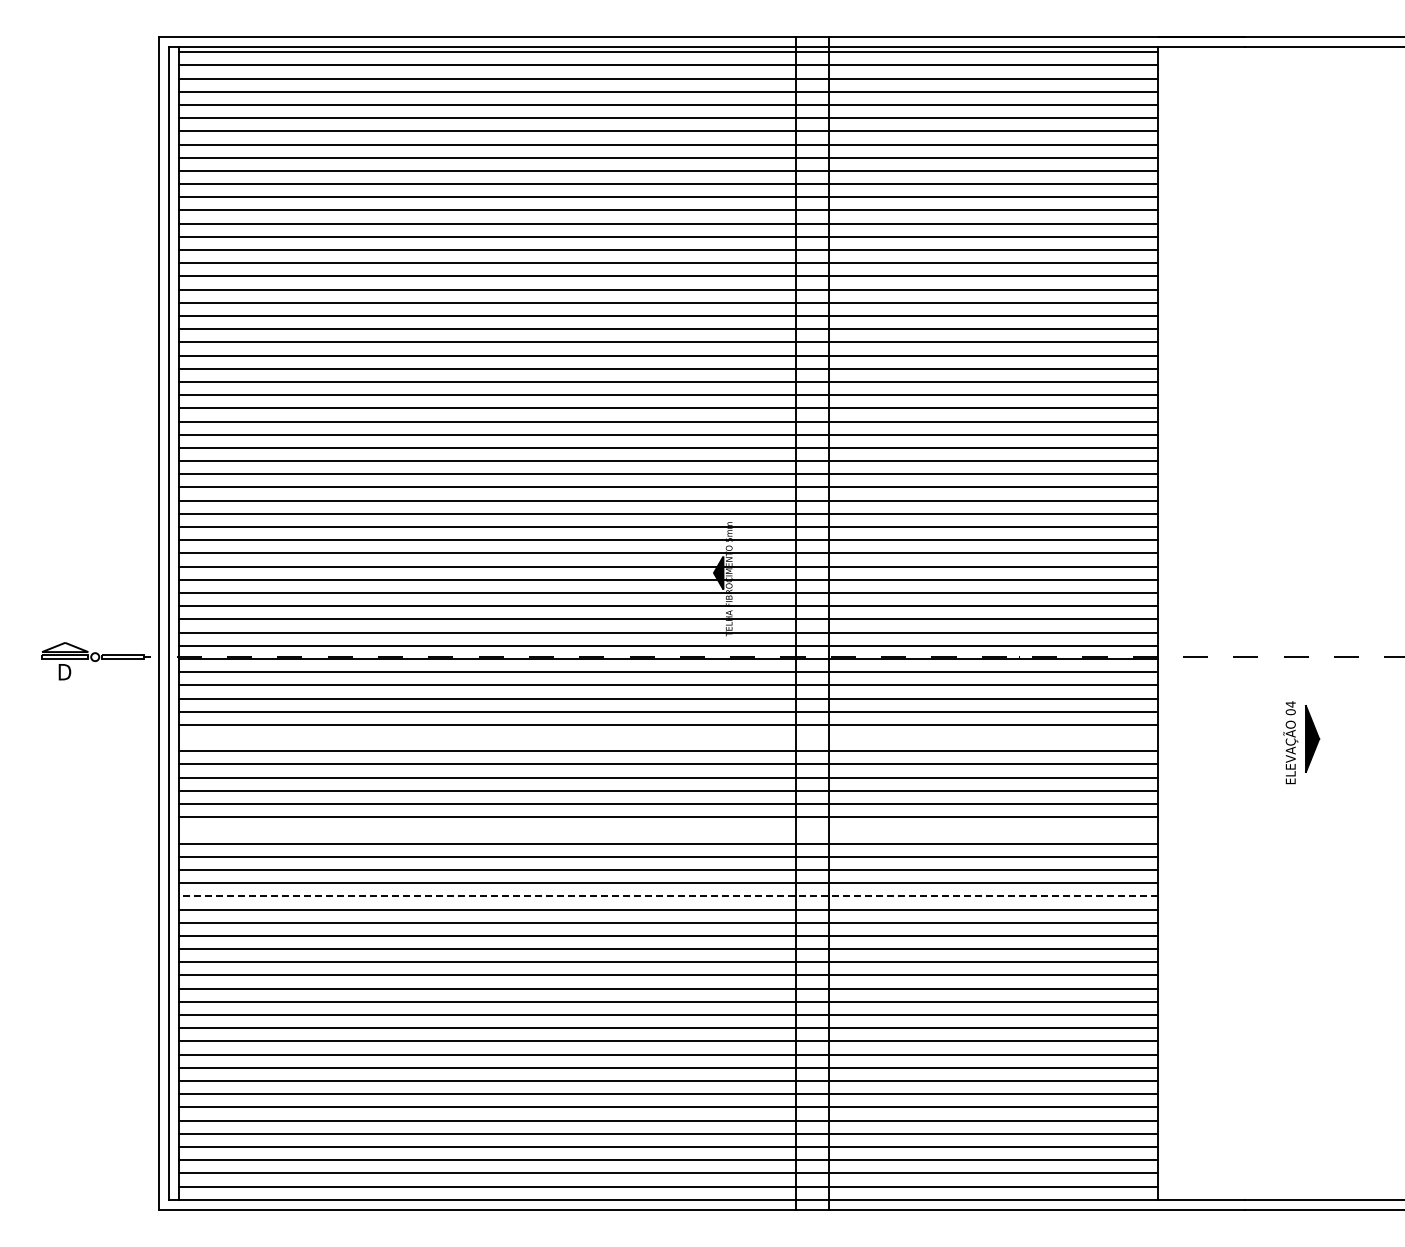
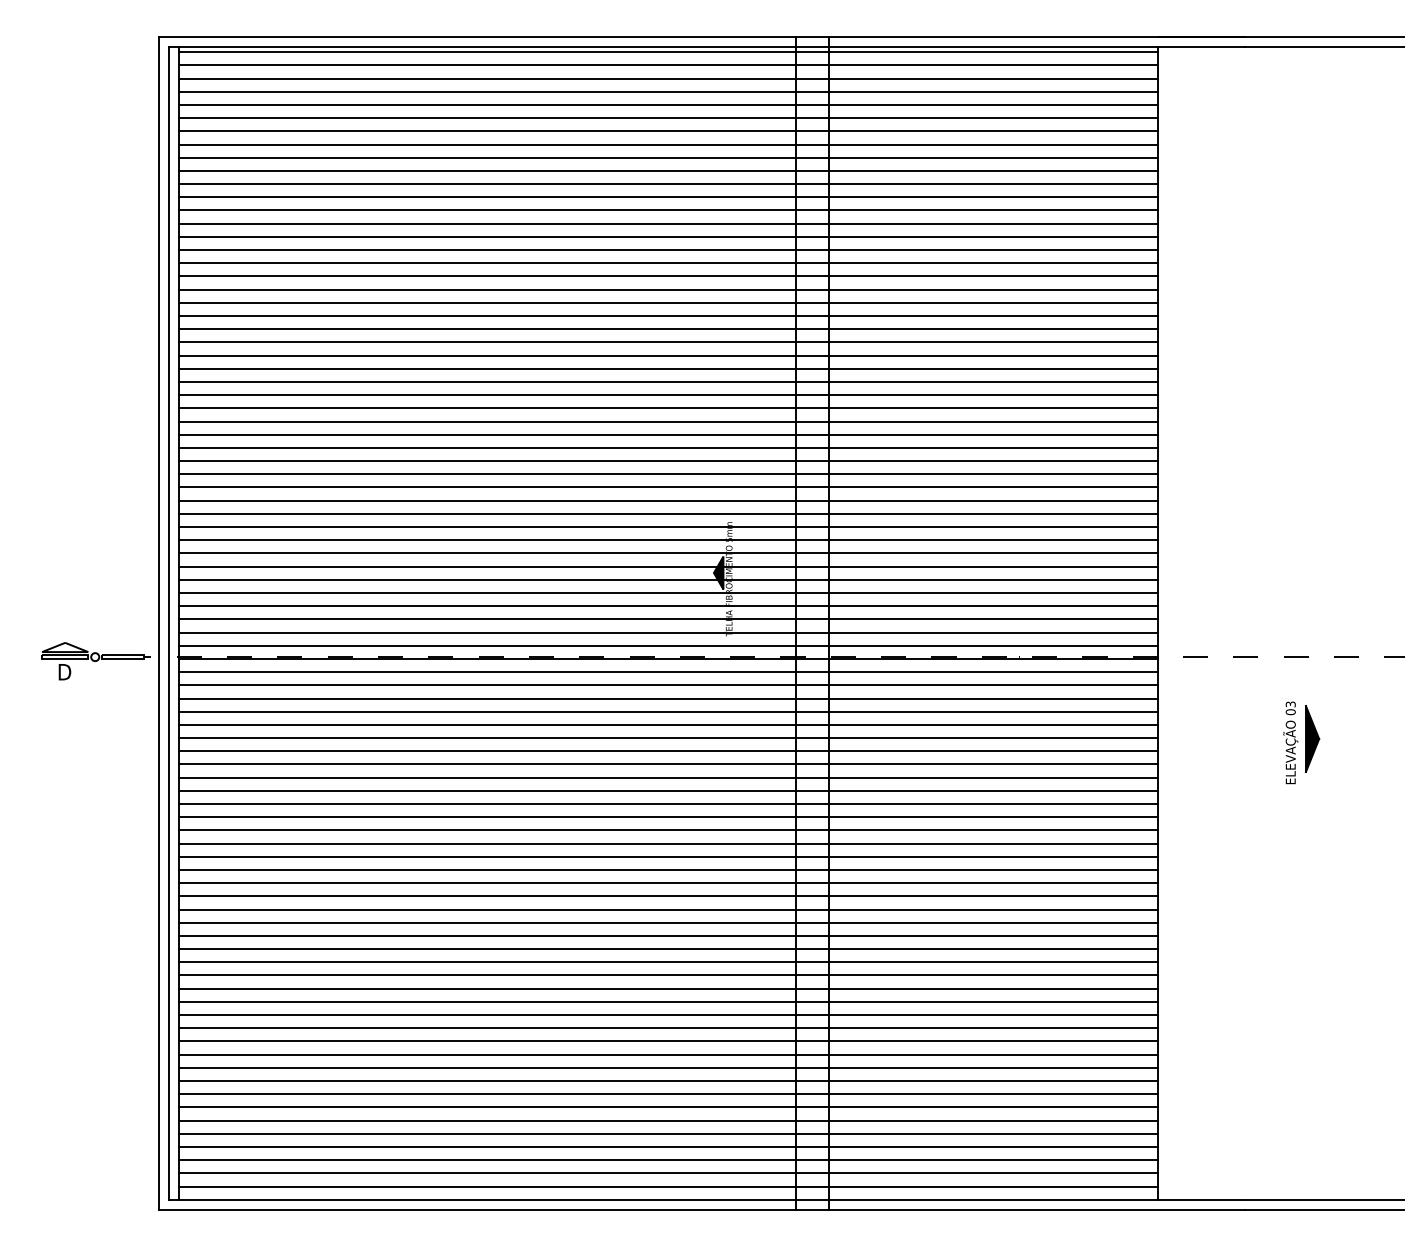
text: 04 -> 03 (1290, 704)
line: none -> present (668, 738)
line: none -> present (668, 830)
line: dashed -> solid (668, 896)
